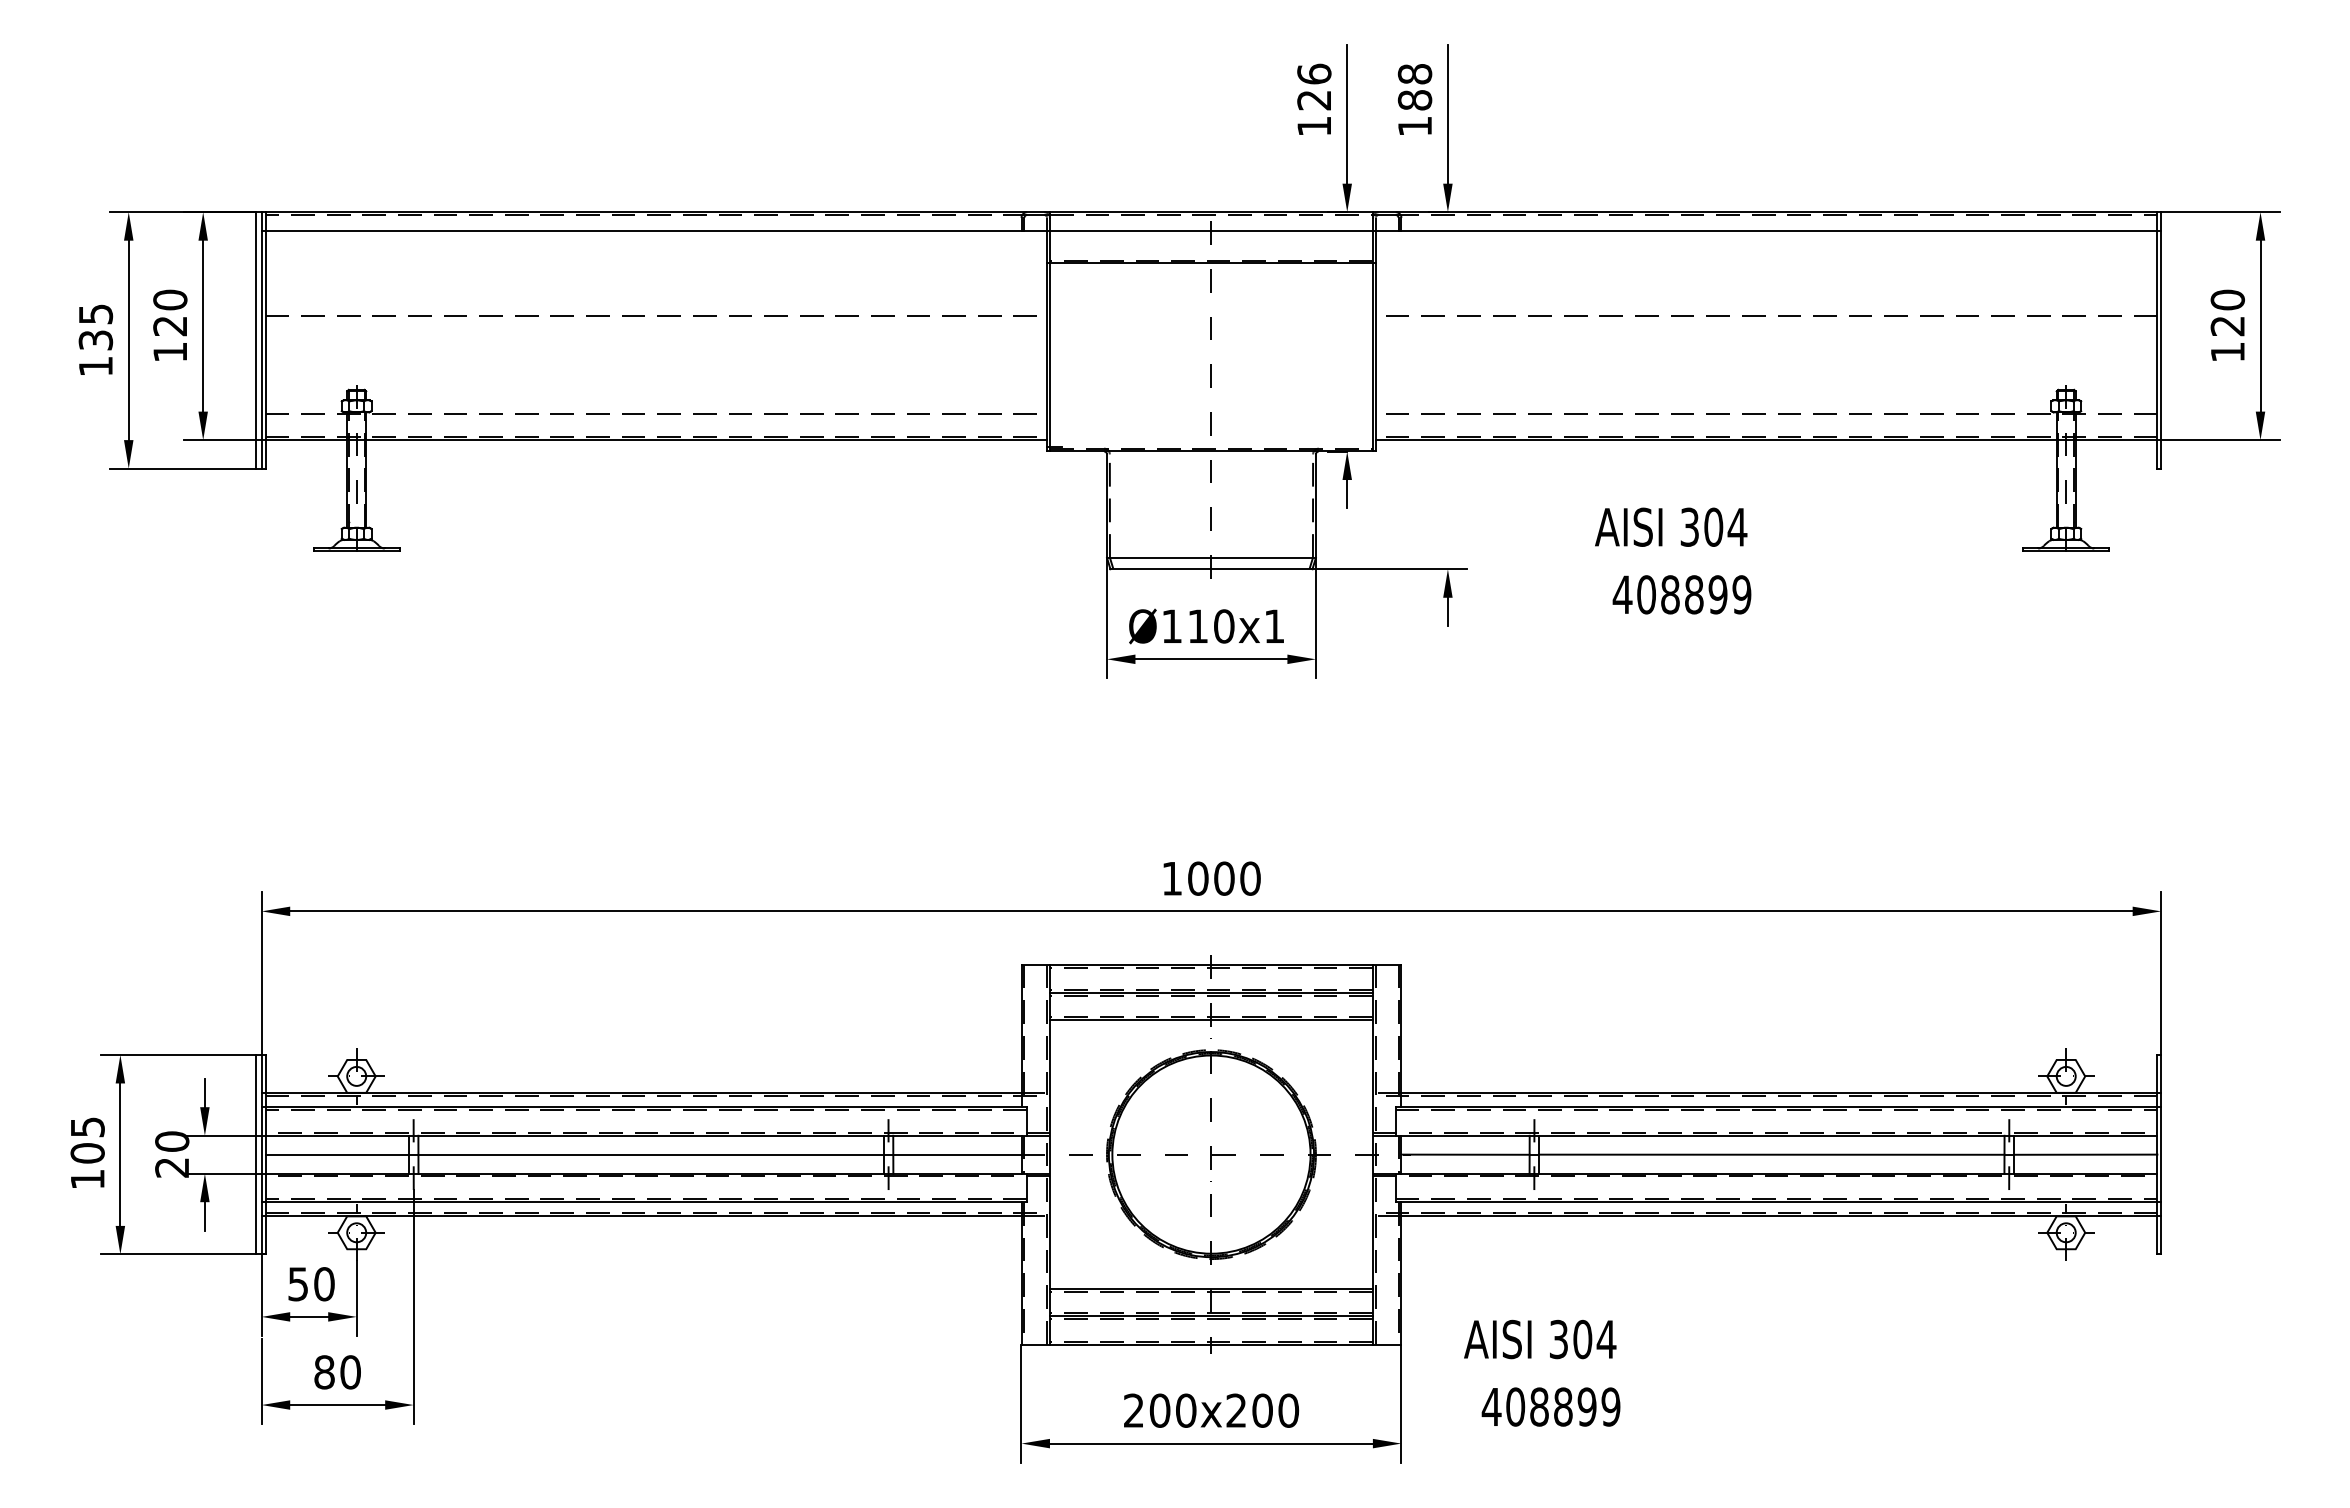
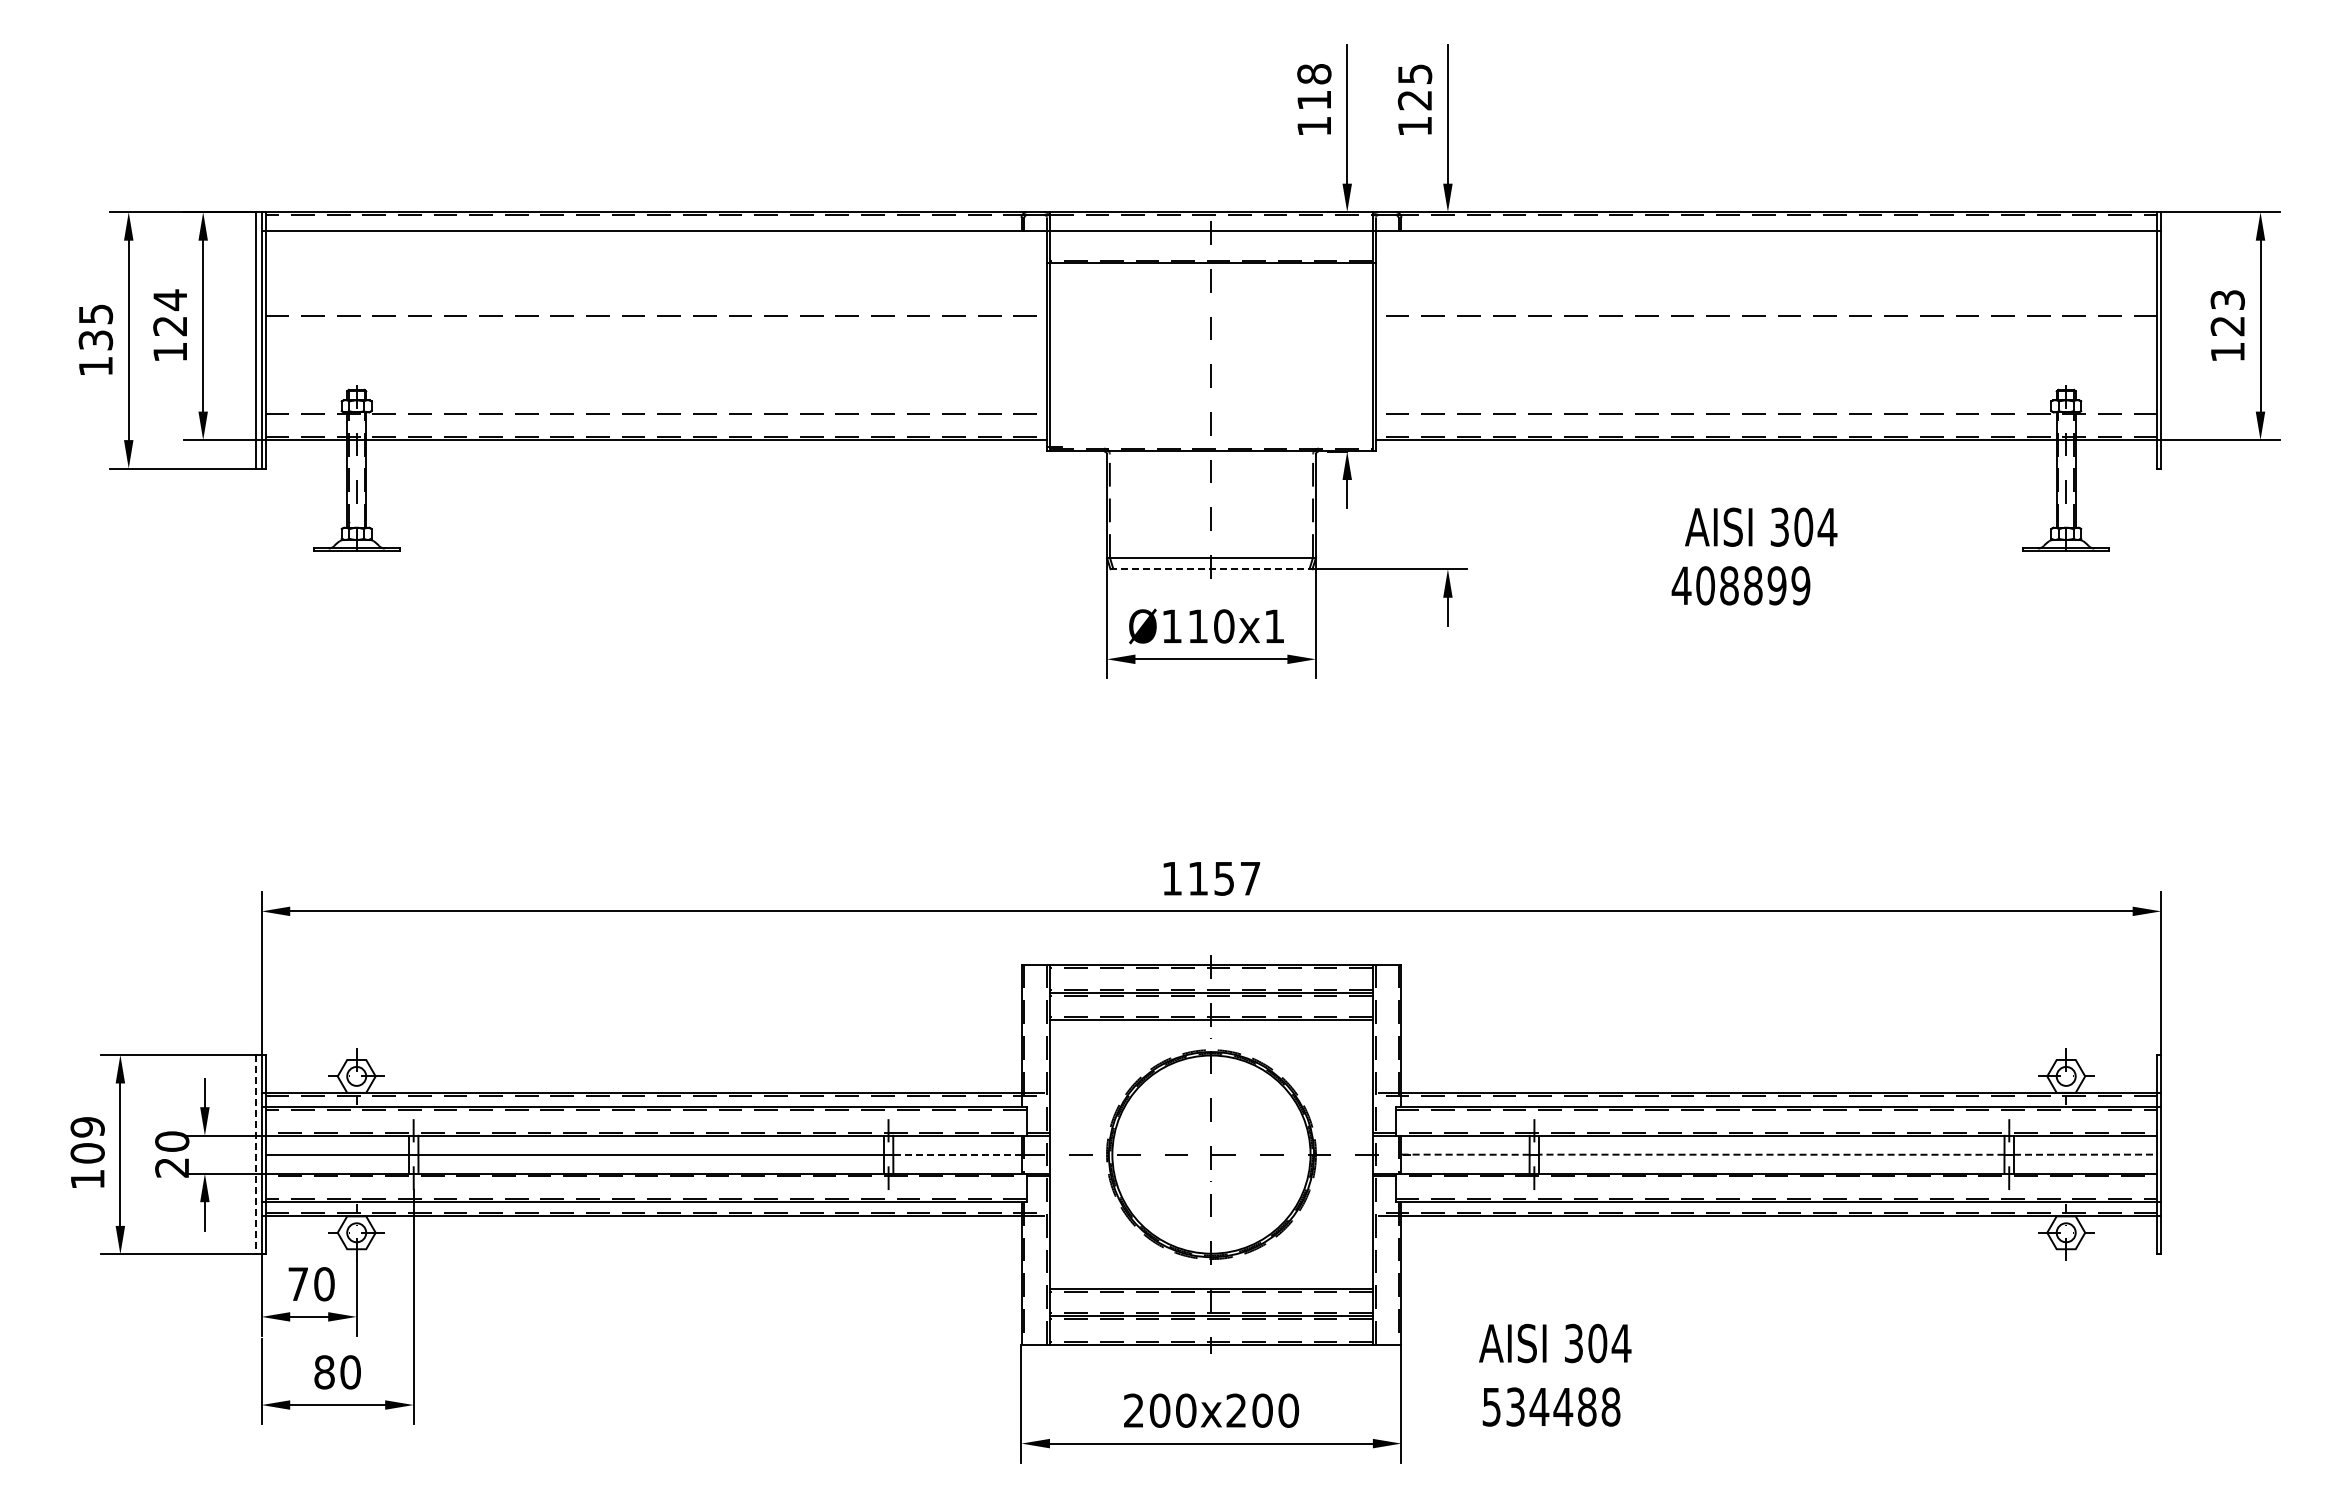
text: 126 -> 118 (1314, 86)
text: 188 -> 125 (1414, 87)
text: 120 -> 123 (2227, 299)
text: 120 -> 124 (170, 300)
text position: (1671, 526) -> (1761, 526) (1761, 526)
line: solid -> dashed (1211, 569)
text position: (1681, 594) -> (1740, 585) (1740, 585)
text: 1000 -> 1157 (1224, 878)
text: 105 -> 109 (87, 1127)
line: solid -> dashed (256, 1154)
line: solid -> dashed (956, 1154)
line: solid -> dashed (1465, 1154)
line: solid -> dashed (1771, 1154)
line: solid -> dashed (2085, 1154)
text: 50 -> 70 (297, 1284)
text position: (1540, 1339) -> (1555, 1343) (1555, 1343)
text: 408899 -> 534488 (1550, 1406)
